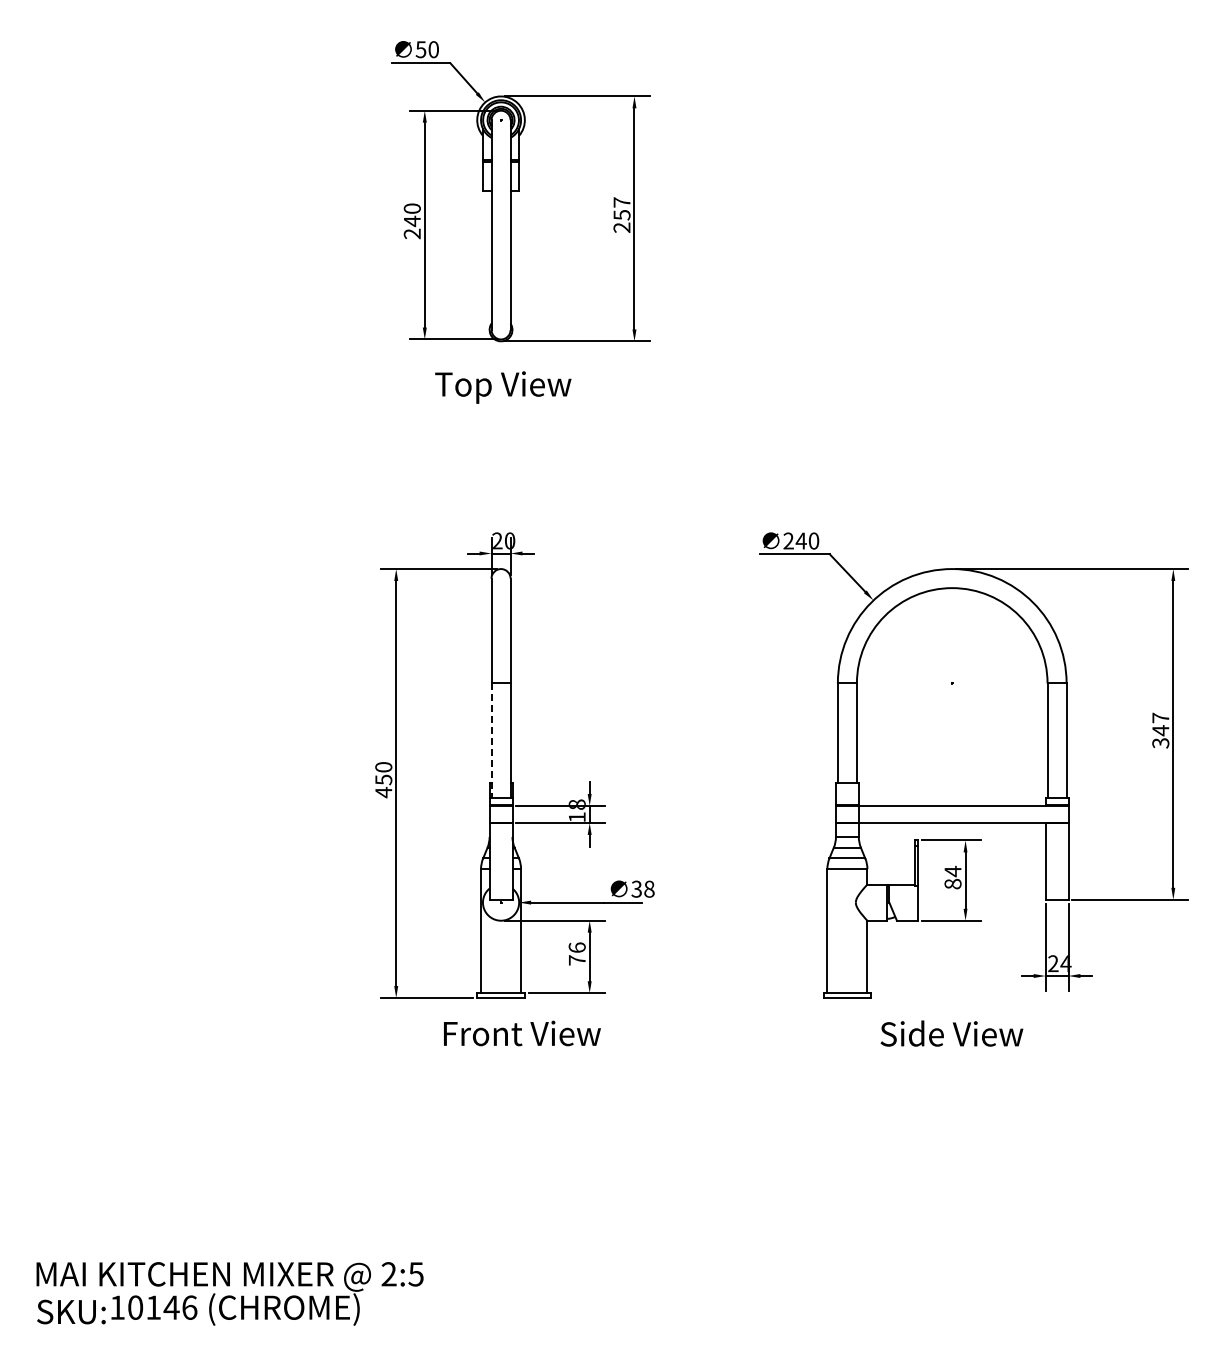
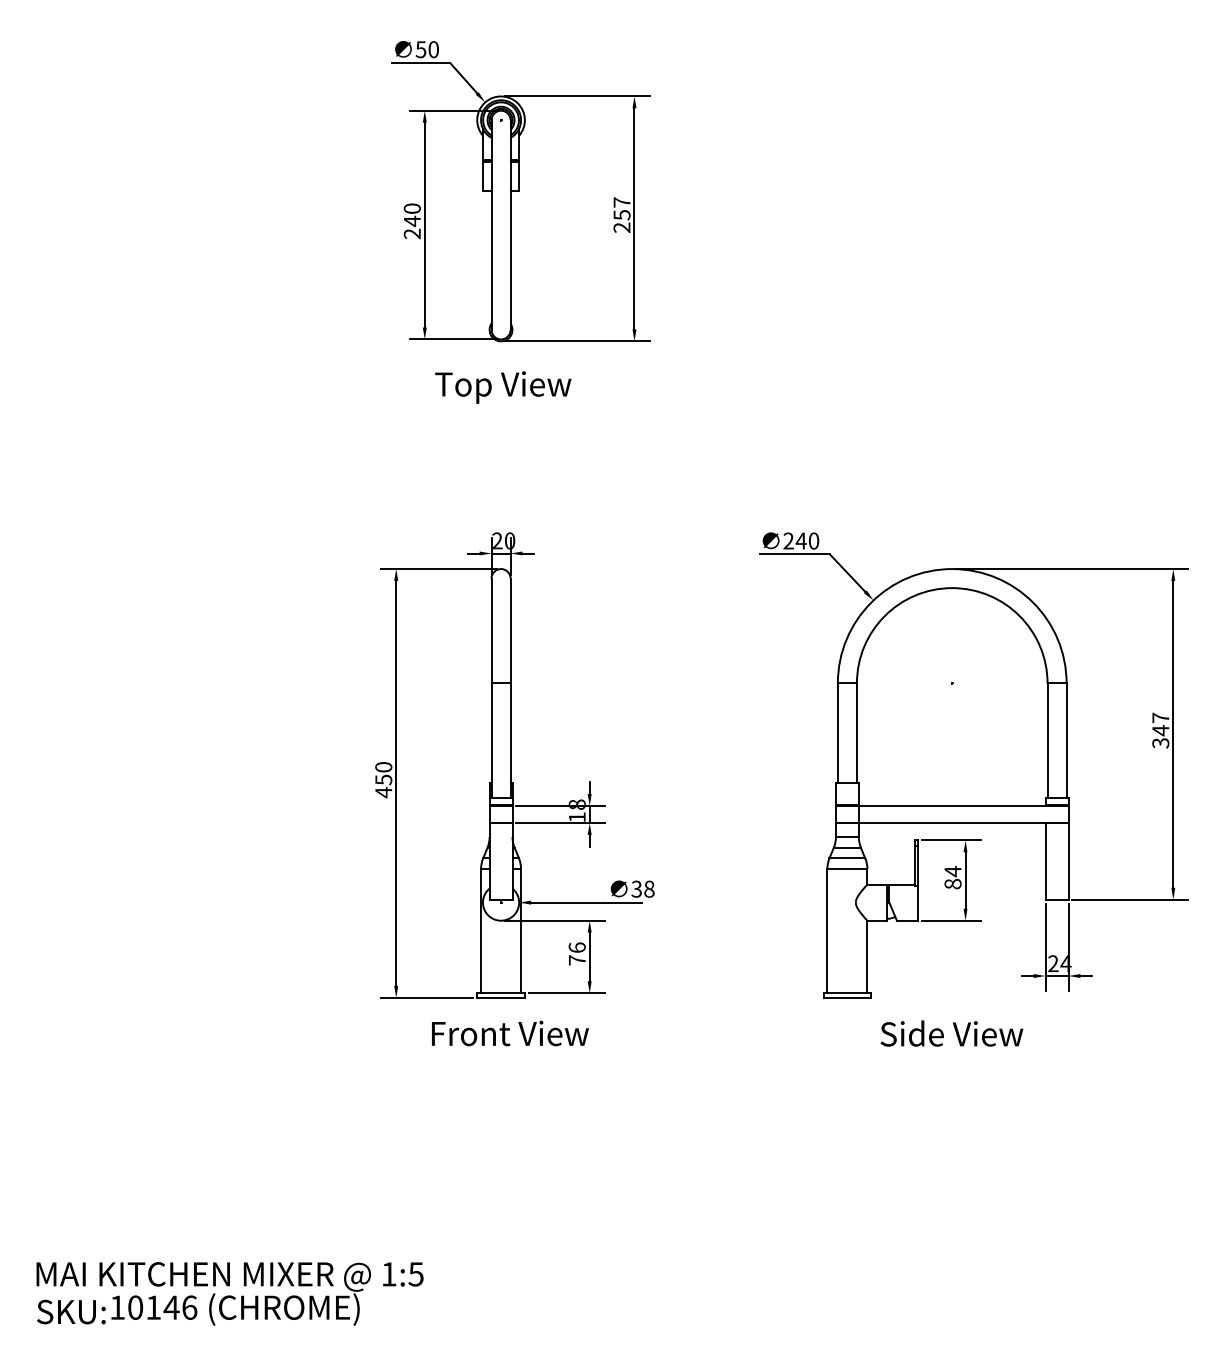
line: dashed -> solid (491, 741)
text position: (522, 1033) -> (510, 1033) (510, 1033)
text: 2:5 -> 1:5 (388, 1274)
